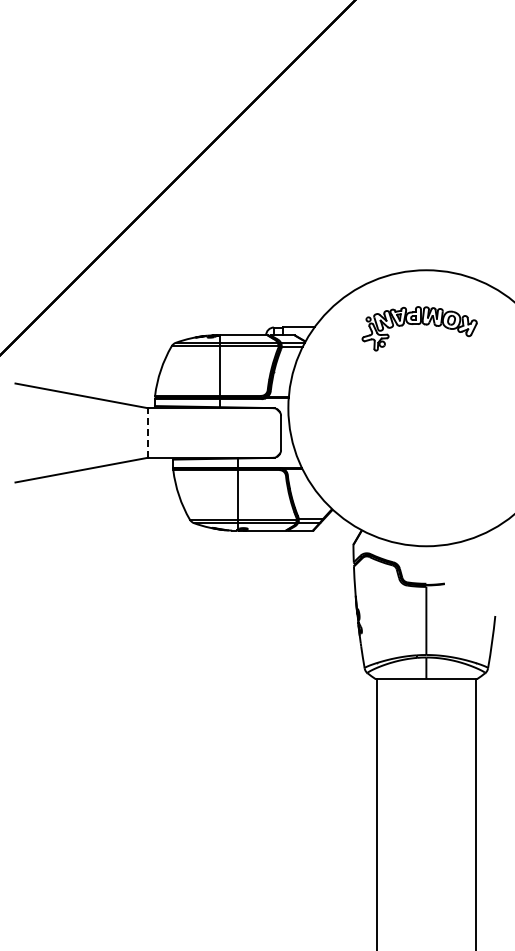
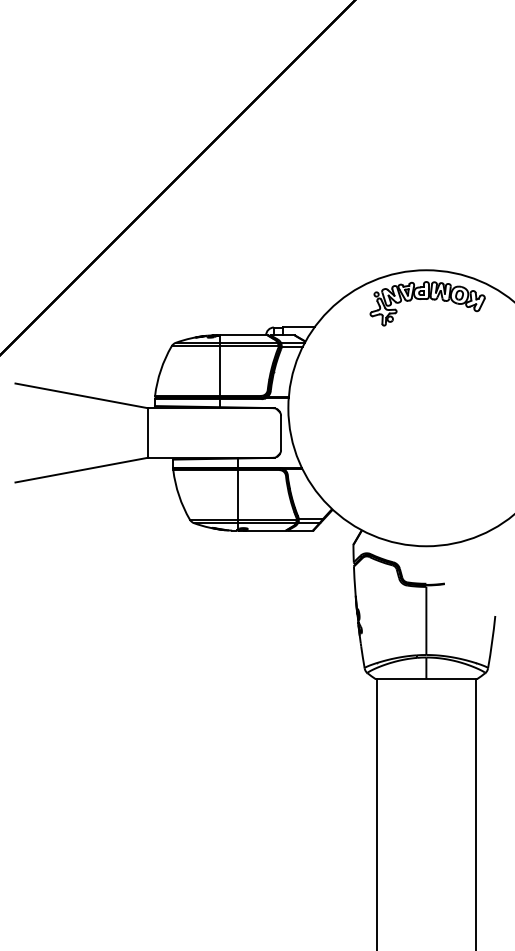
part position: (419, 328) -> (427, 303) (427, 303)
line: dashed -> solid (148, 433)
